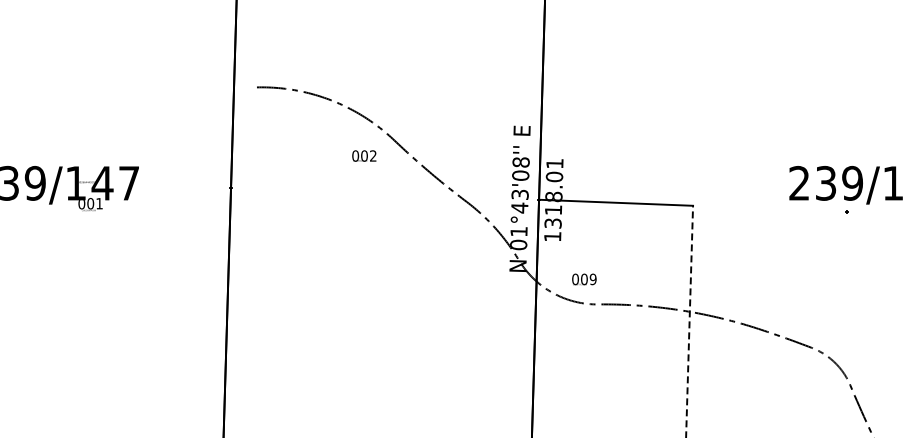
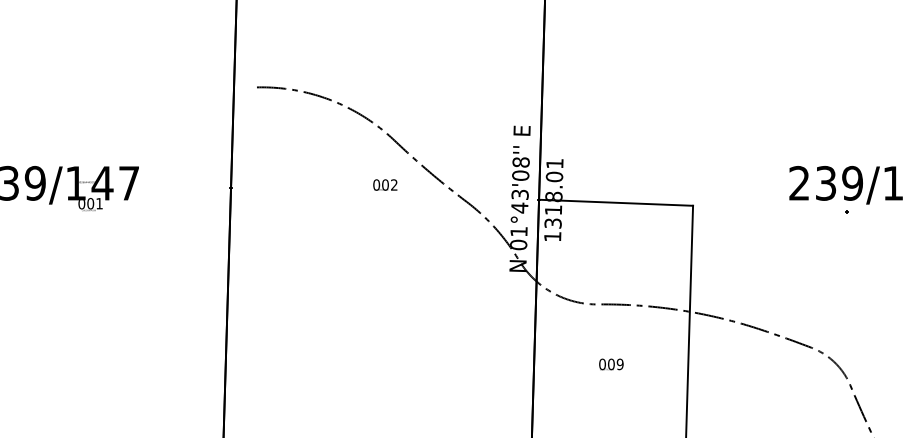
text position: (364, 155) -> (385, 184) (385, 184)
text position: (584, 279) -> (611, 364) (611, 364)
line: dashed -> solid (689, 321)
